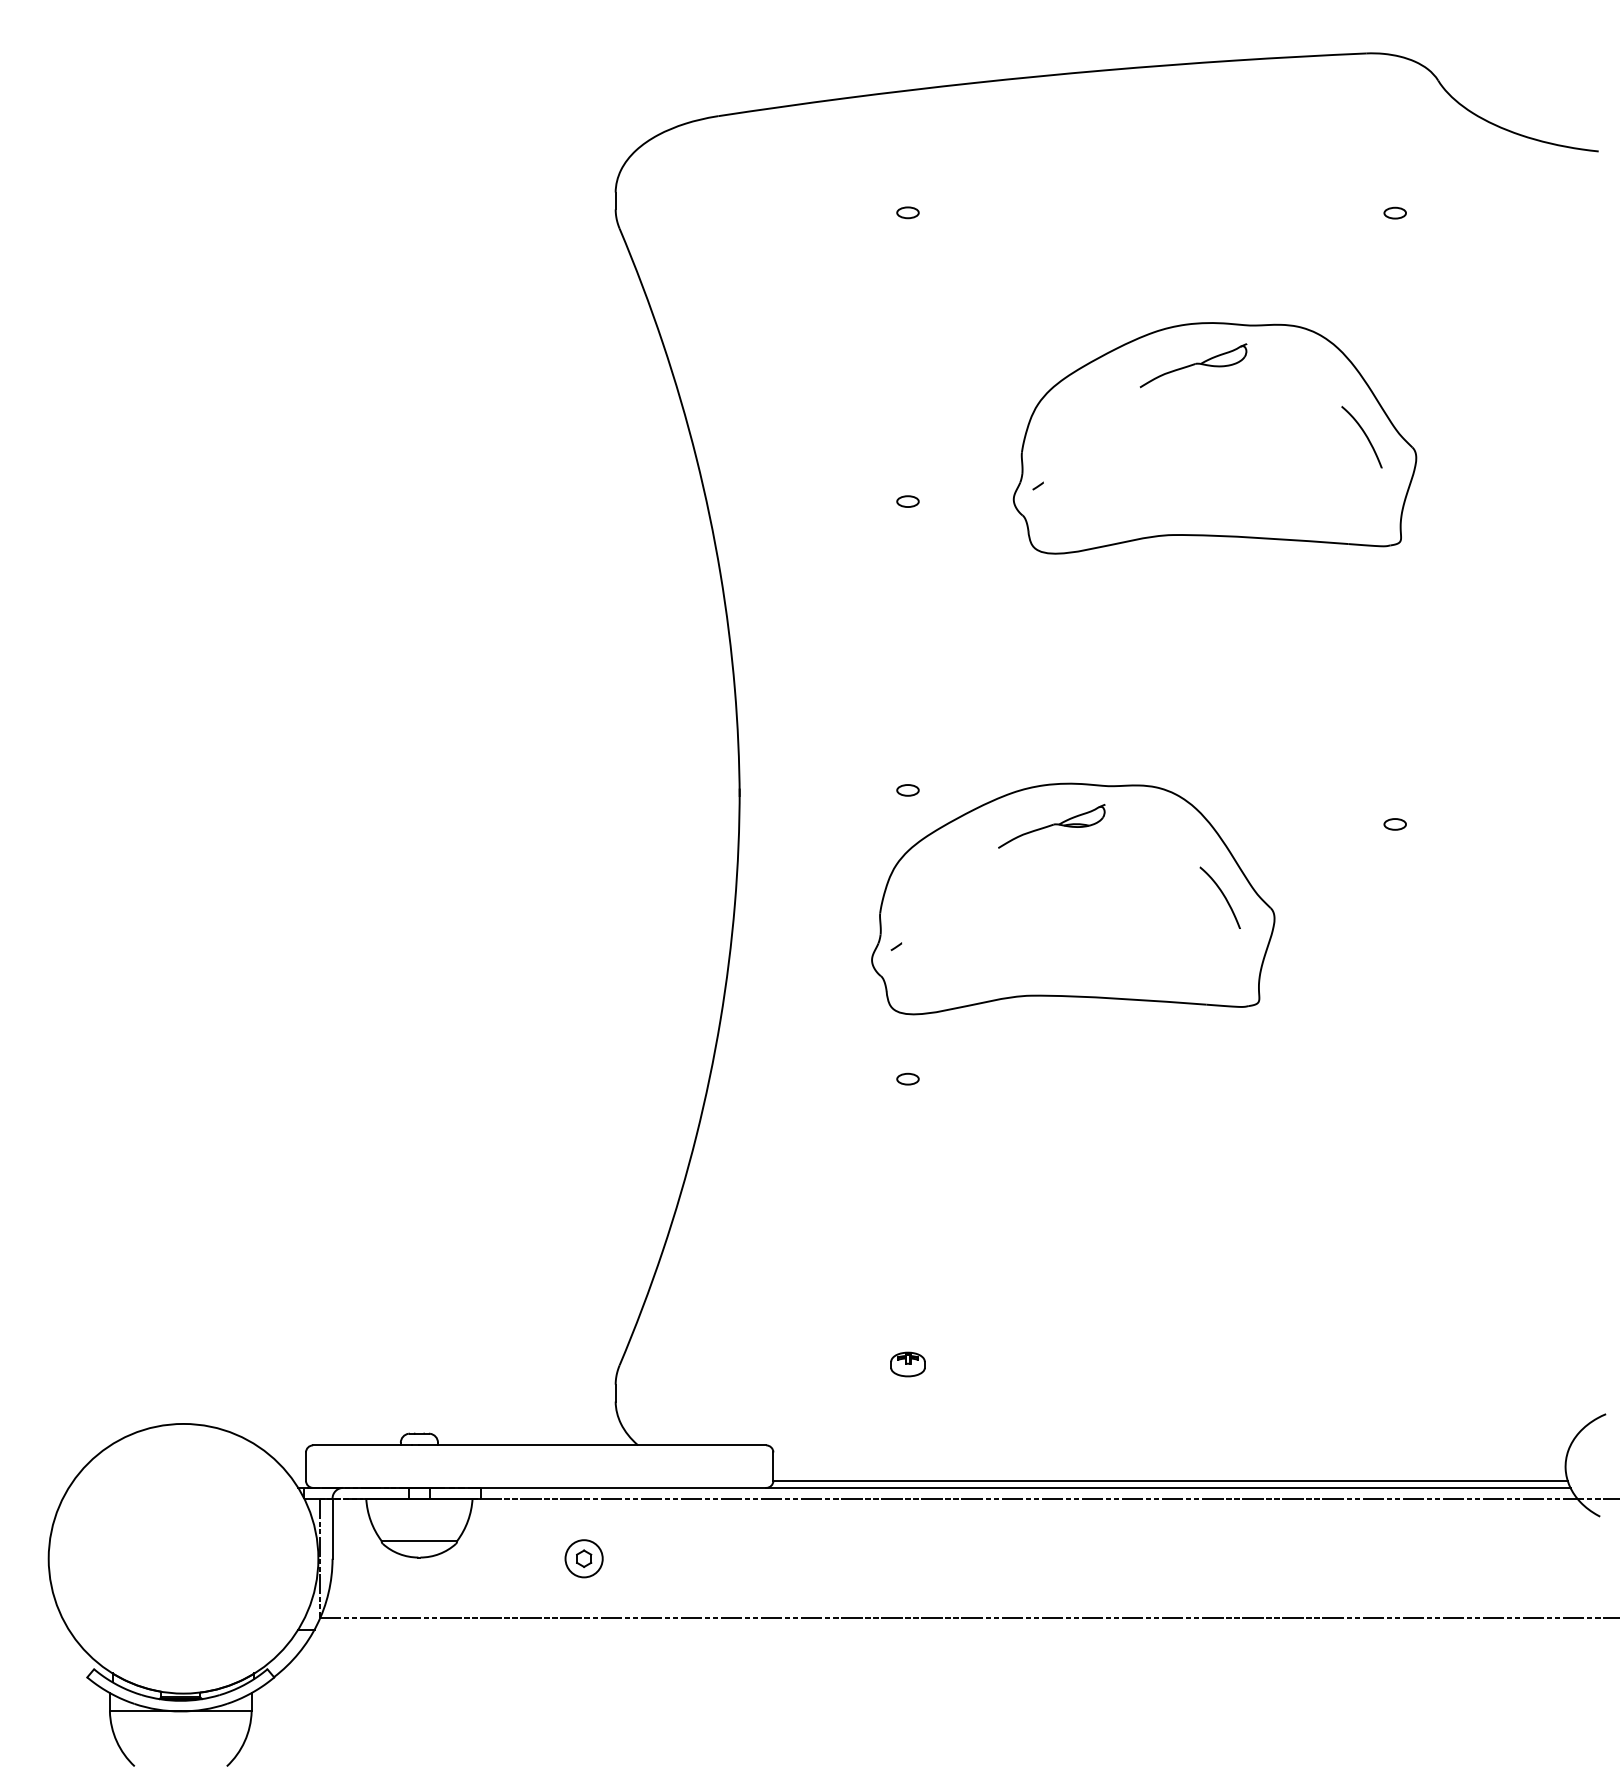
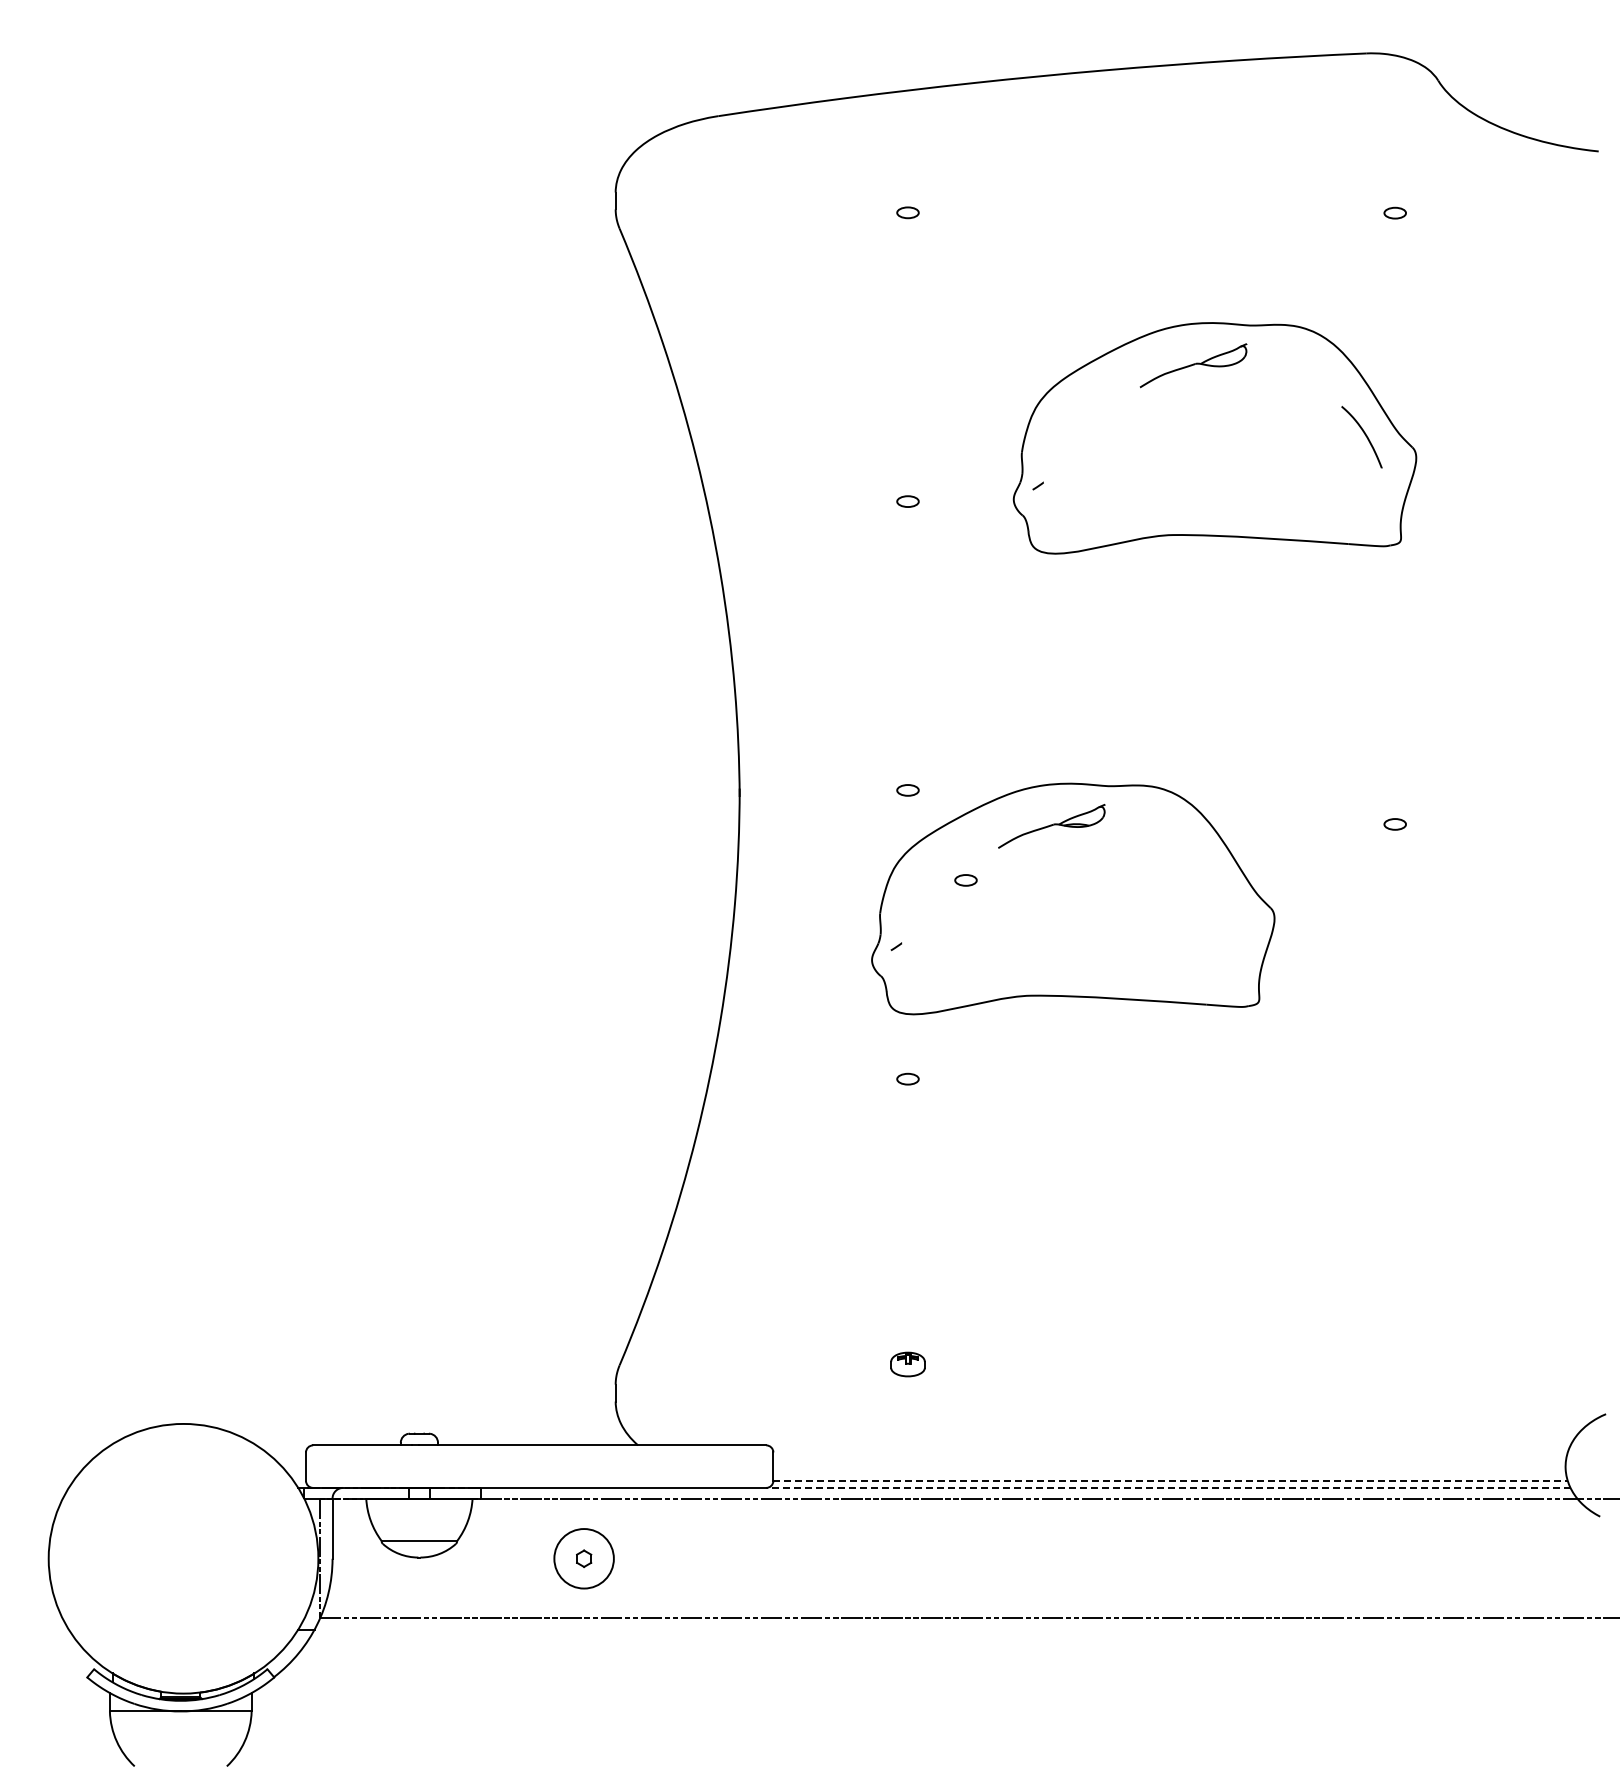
part: none -> present (965, 880)
curve: present -> none (1222, 895)
line: solid -> dashed (1171, 1480)
line: solid -> dashed (1167, 1487)
circle diameter: 37 px -> 60 px (583, 1558)
